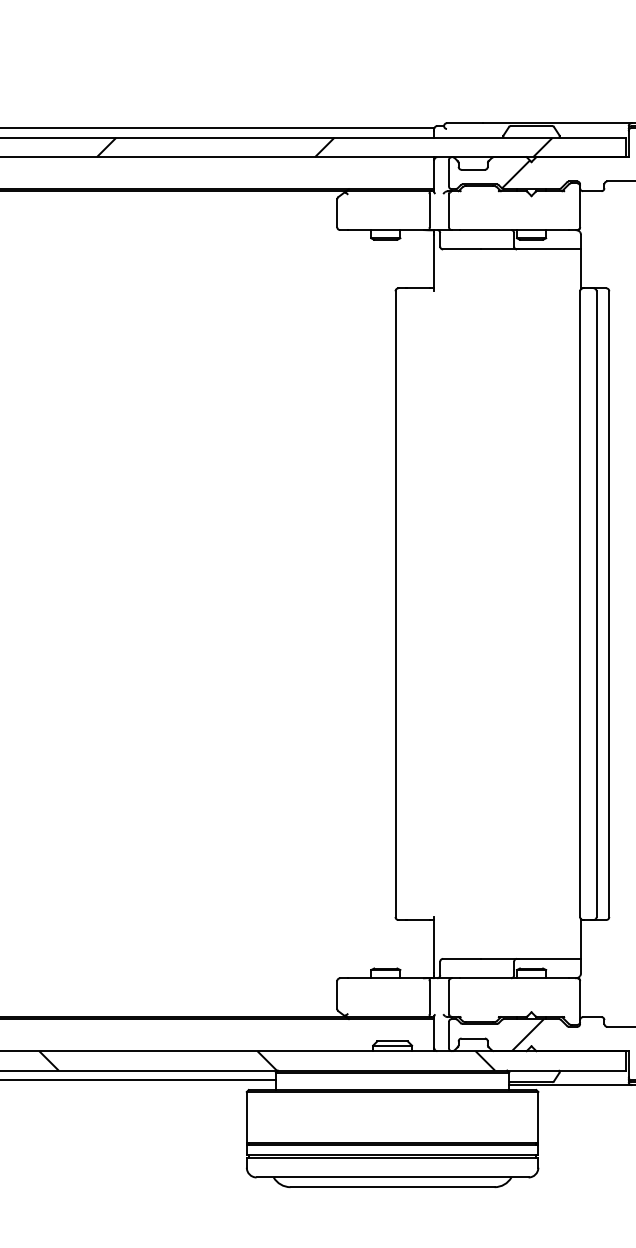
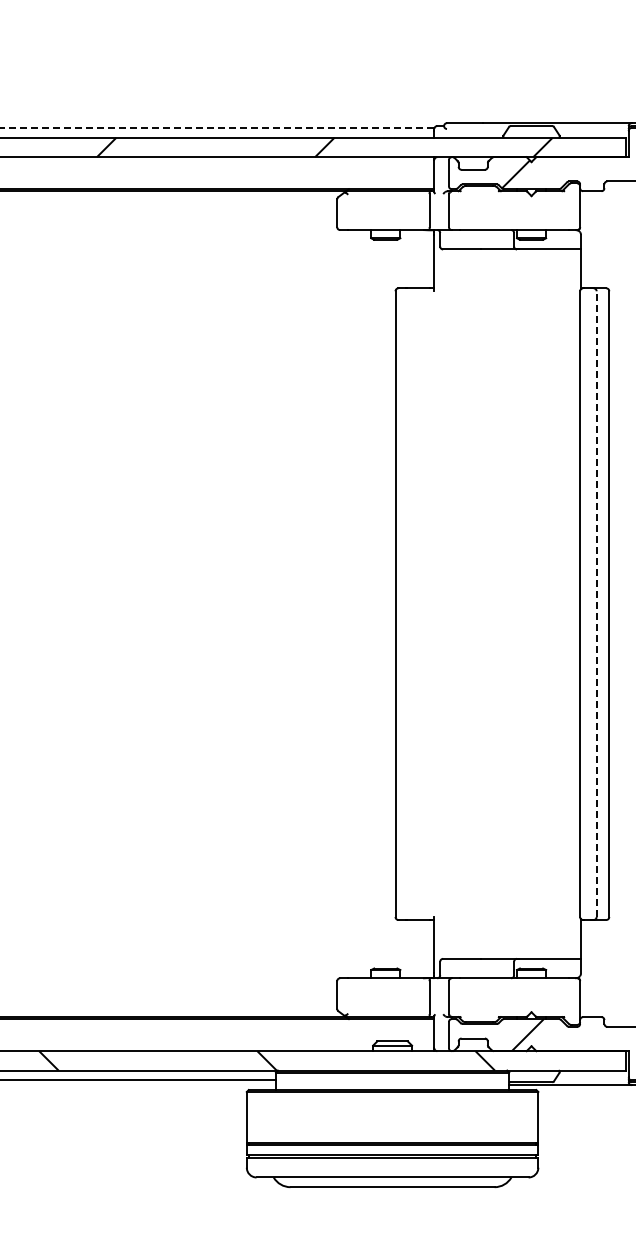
line: solid -> dashed (217, 128)
line: solid -> dashed (596, 604)
